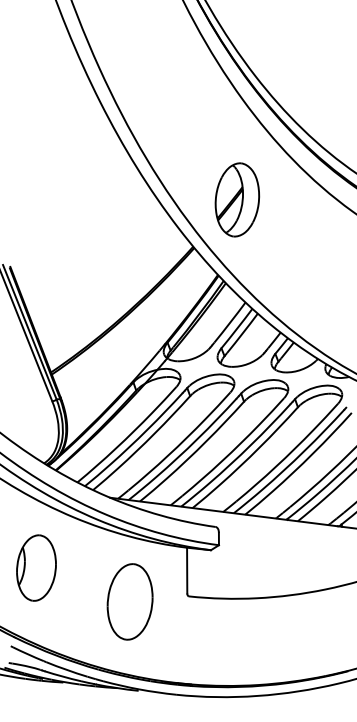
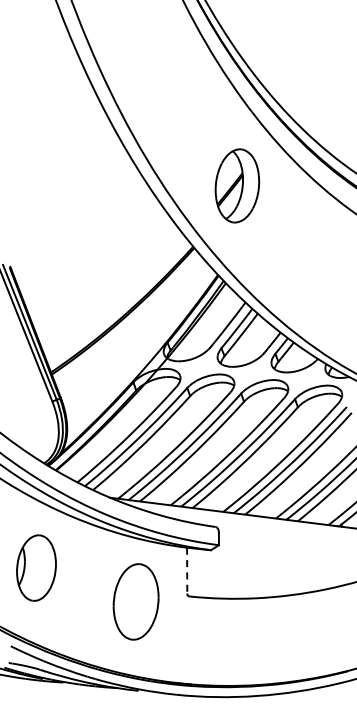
part position: (237, 199) -> (237, 185) (237, 185)
line: solid -> dashed (187, 570)
part position: (129, 601) -> (135, 601) (135, 601)
